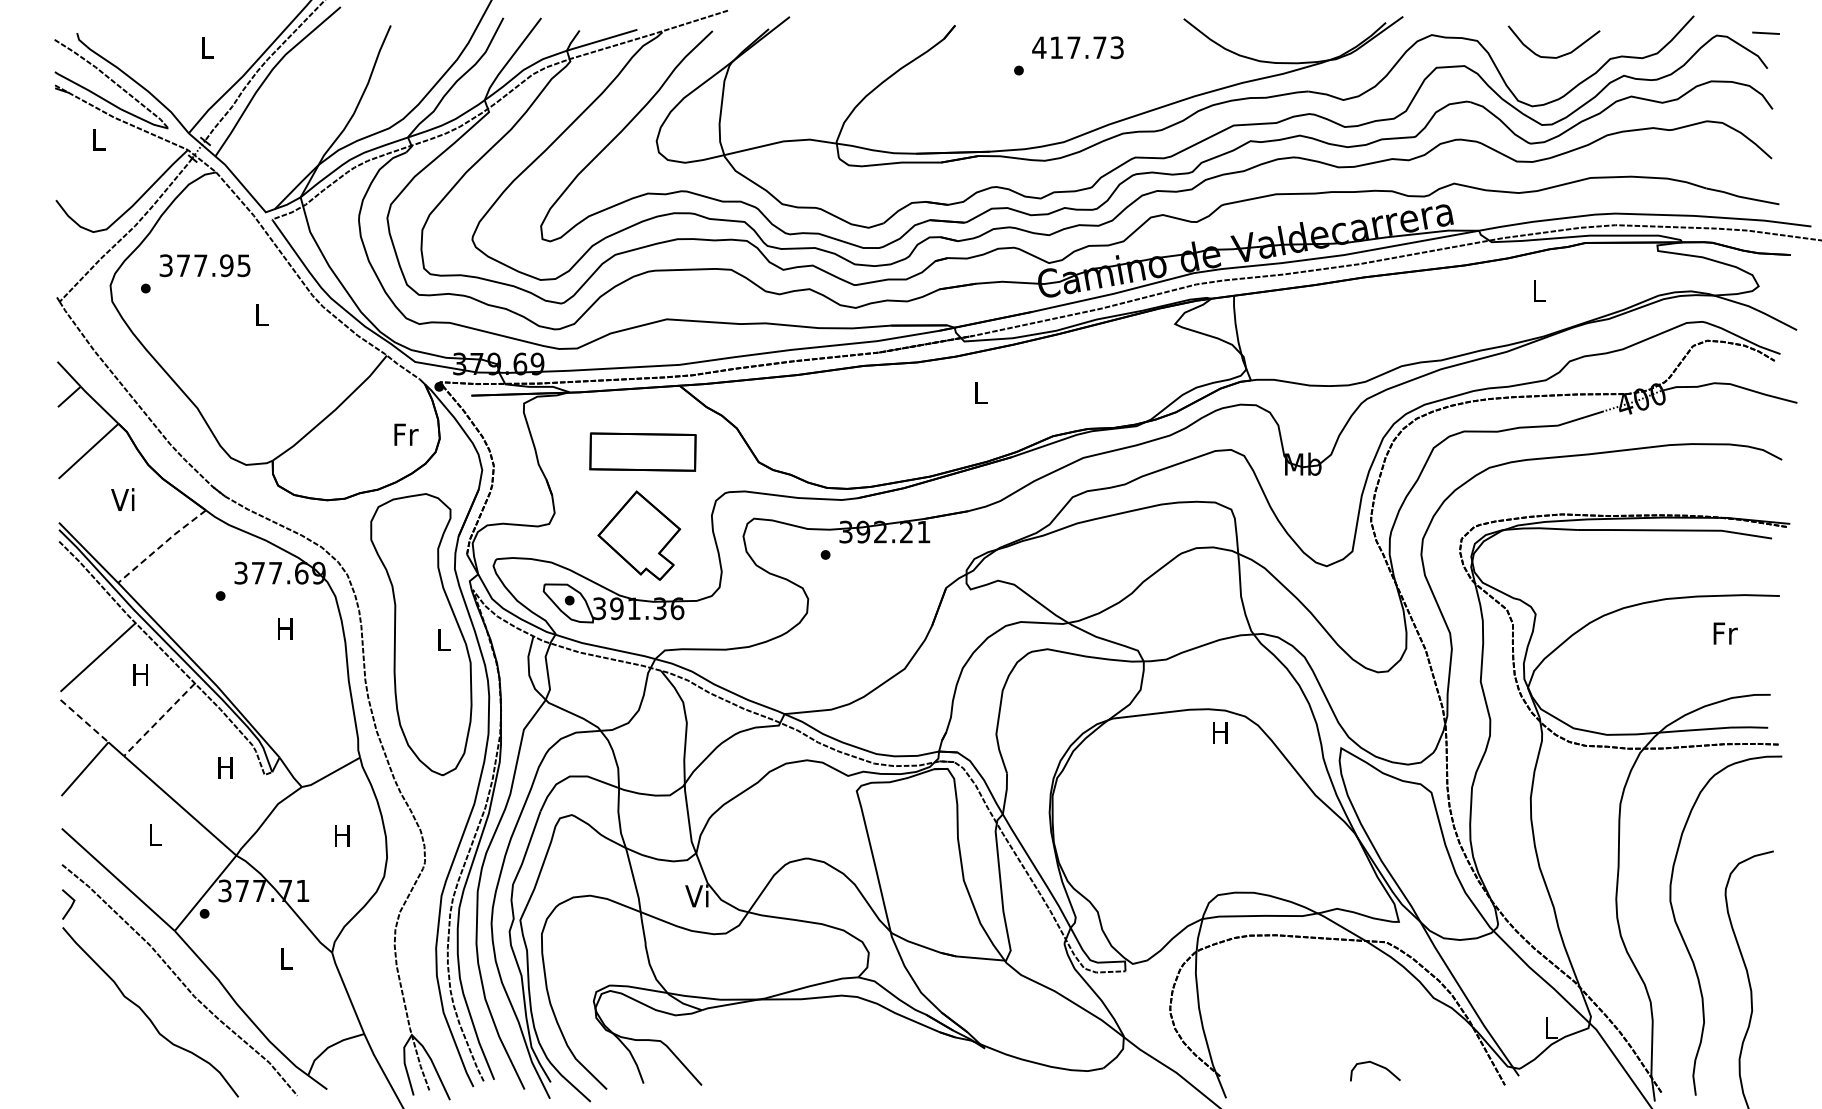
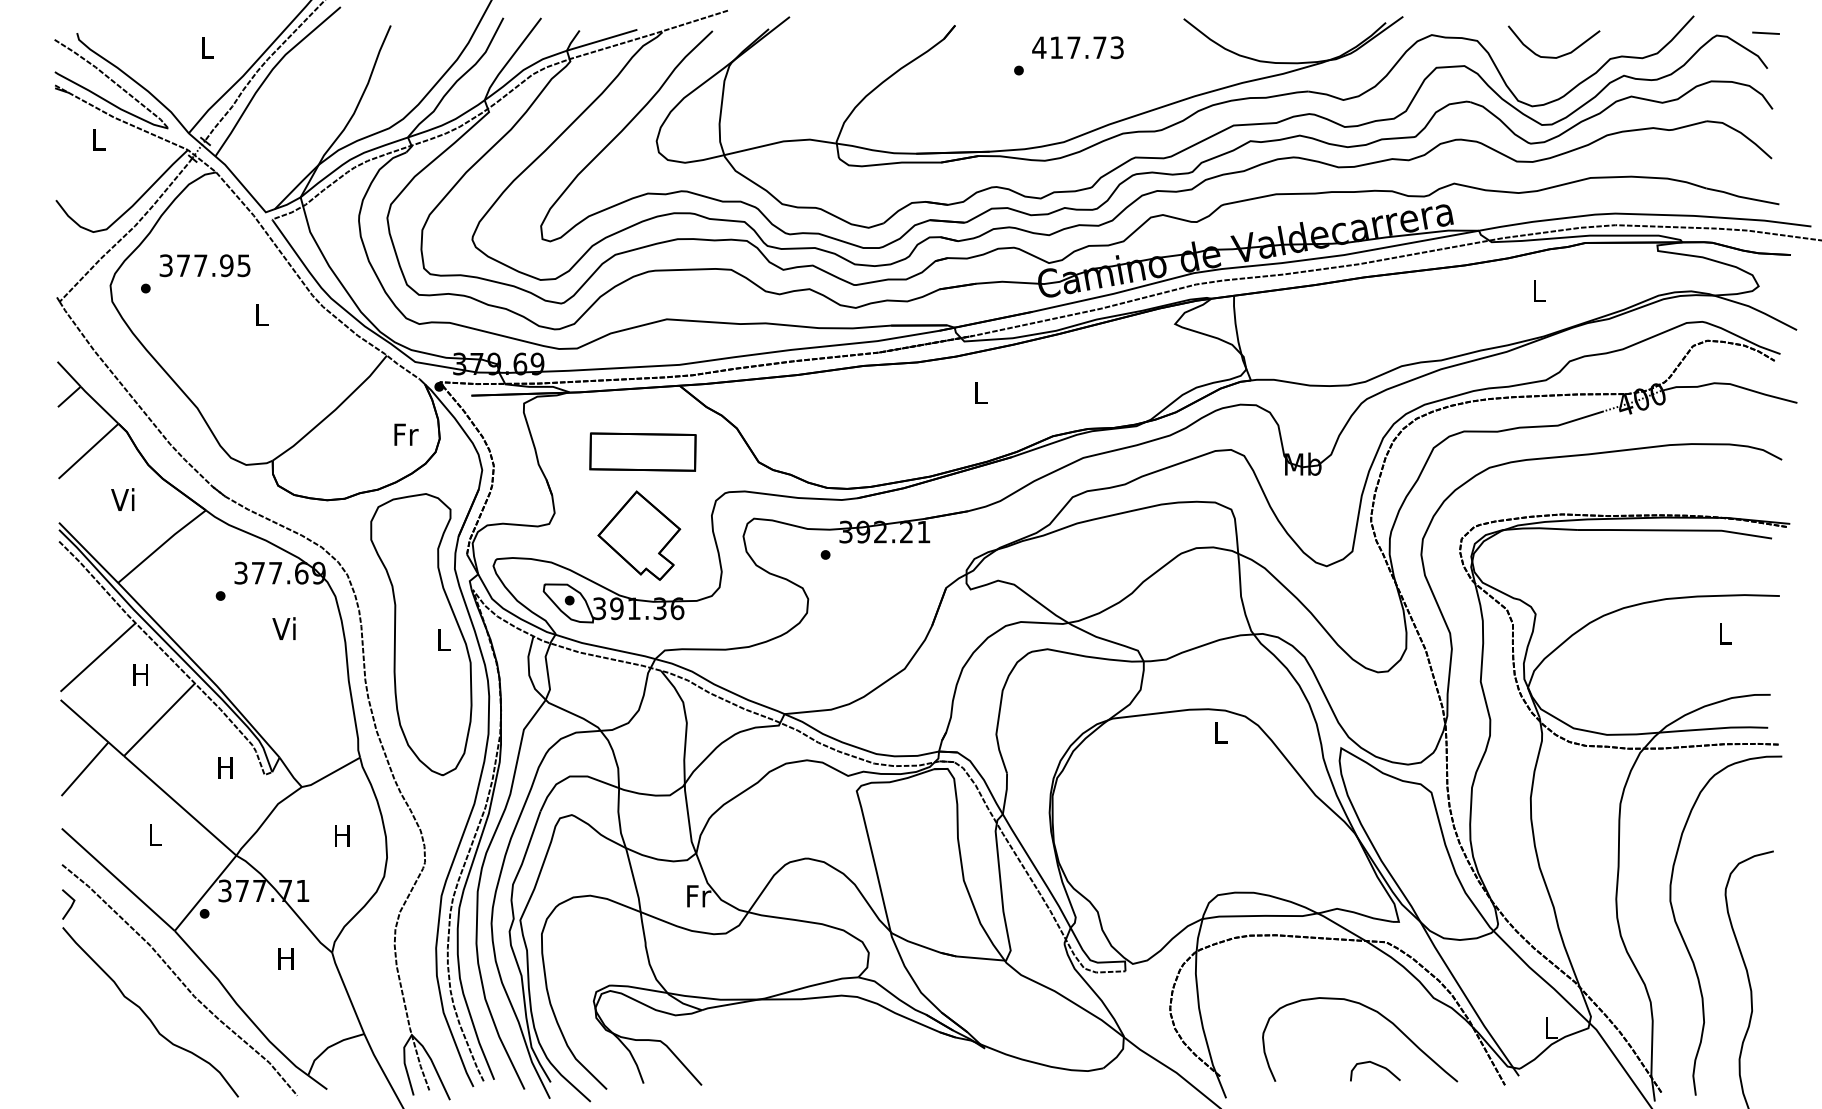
line: dashed -> solid (162, 545)
text: H -> Vi (283, 628)
text: Fr -> L (1725, 633)
line: dashed -> solid (159, 719)
line: dashed -> solid (84, 721)
text: H -> L (1220, 732)
text: Vi -> Fr (698, 895)
text: L -> H (285, 958)
curve: none -> present (1373, 1011)
